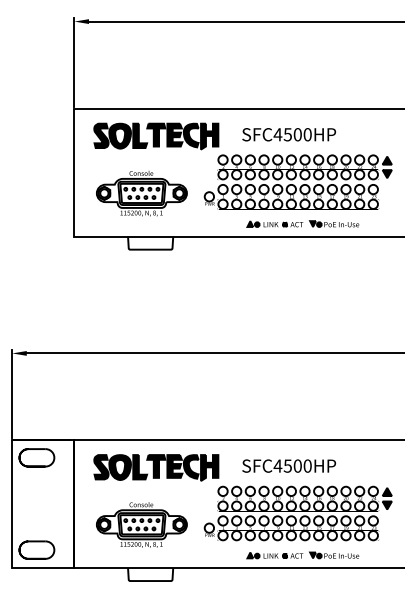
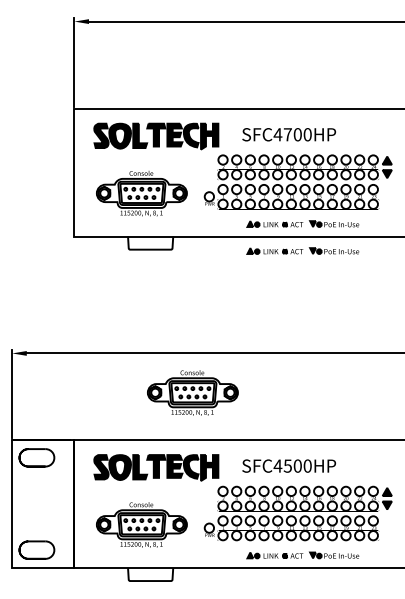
text: SFC4500HP -> SFC4700HP (287, 134)
part: none -> present (302, 250)
part: none -> present (192, 392)
